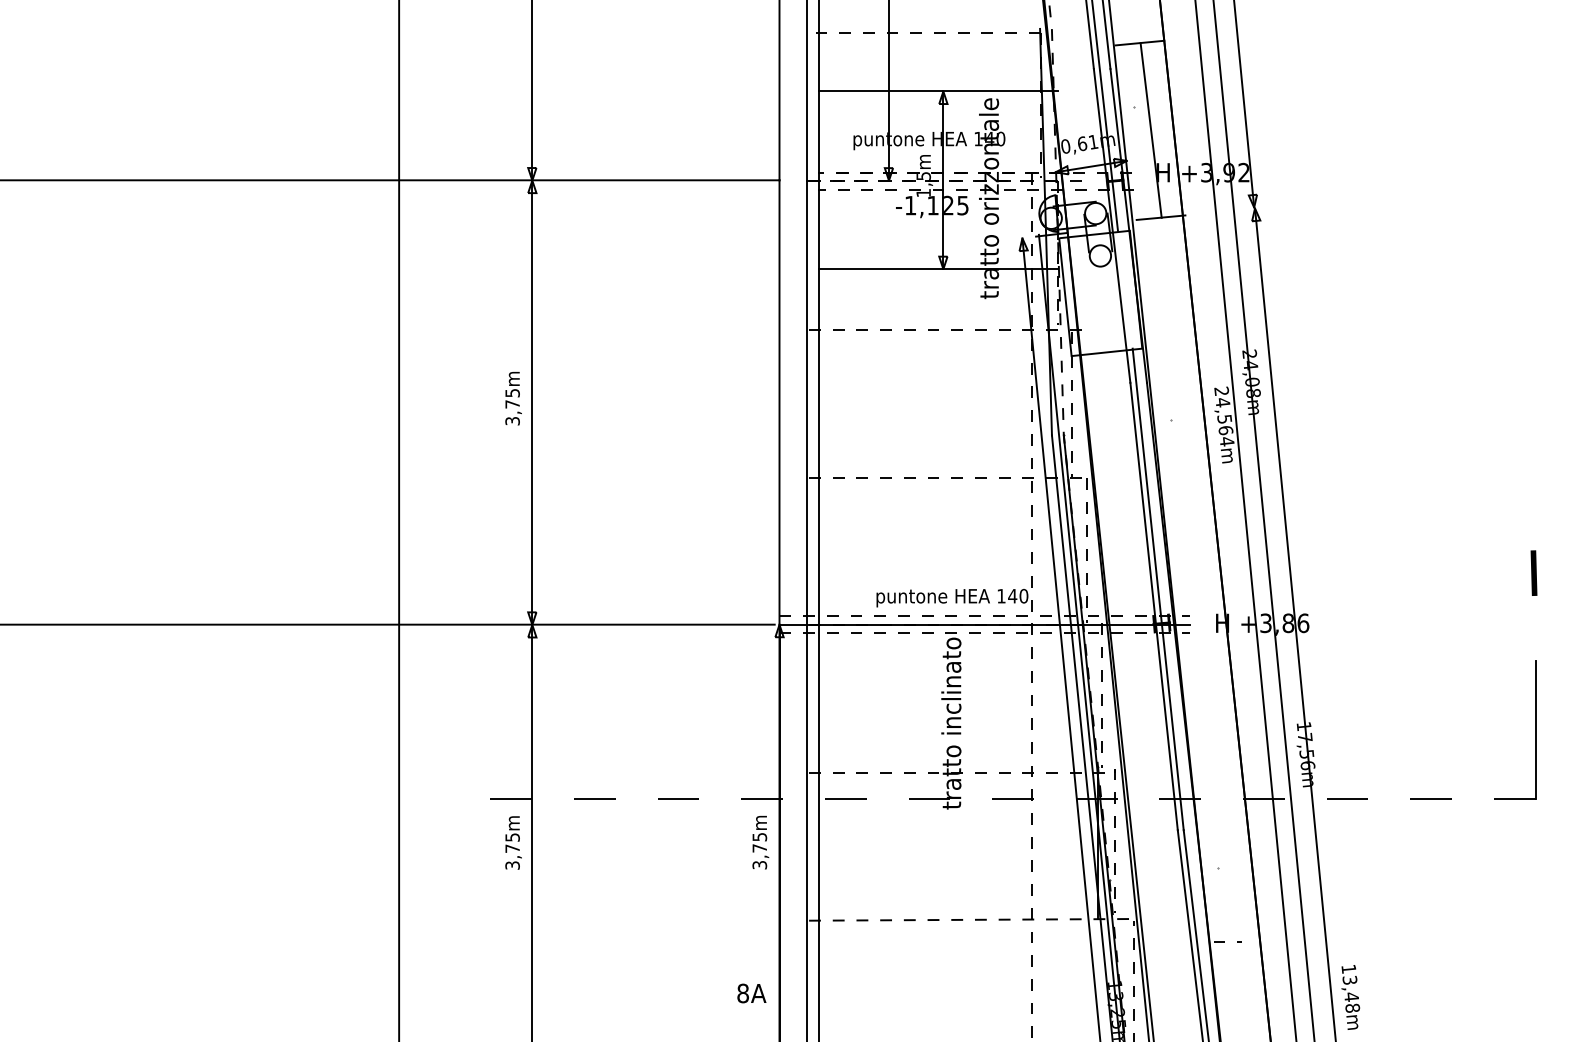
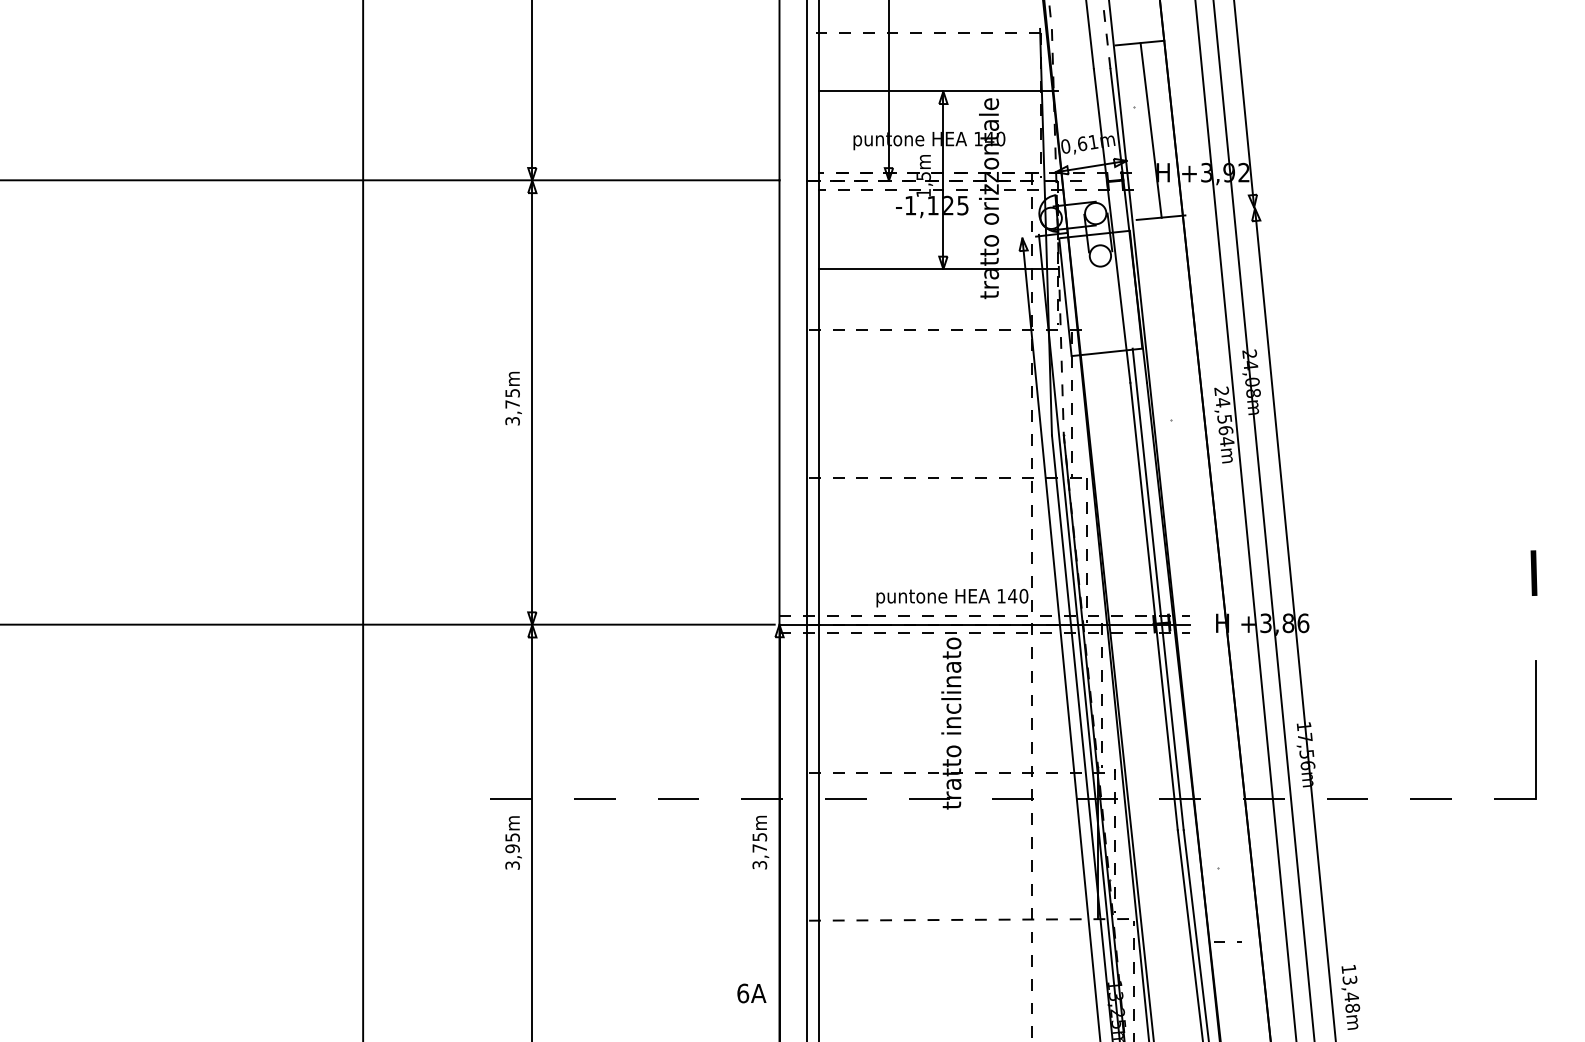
line: solid -> dashed (1106, 34)
line: present -> none (1104, 116)
line position: (399, 520) -> (363, 520) (363, 520)
text: 3,75m -> 3,95m (512, 848)
text: 8A -> 6A (743, 993)
